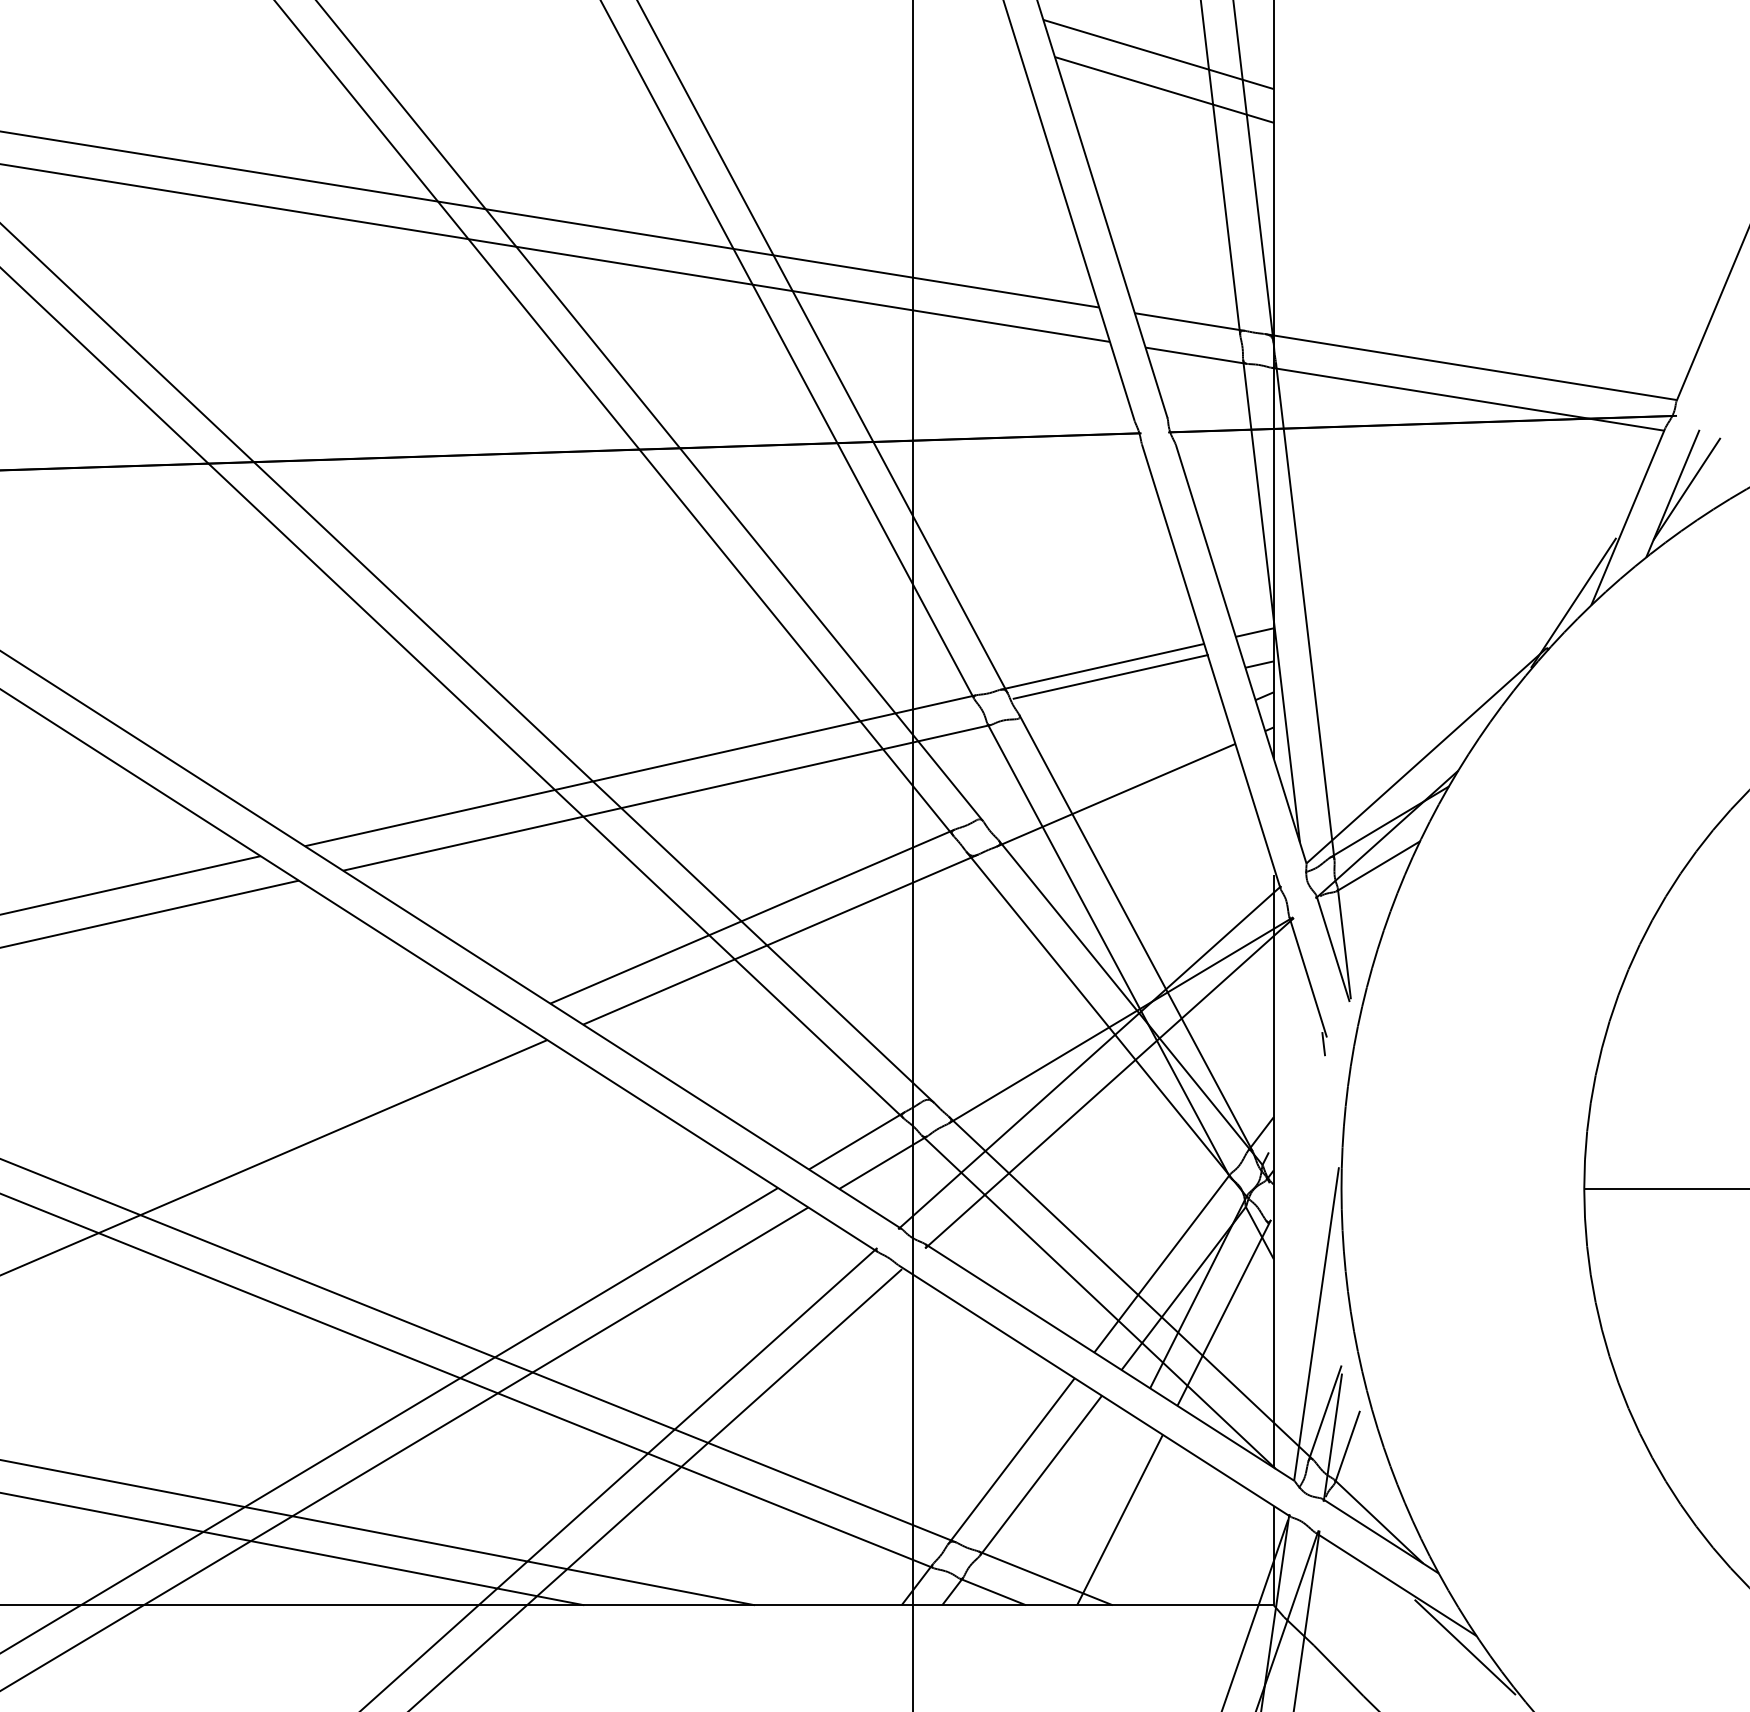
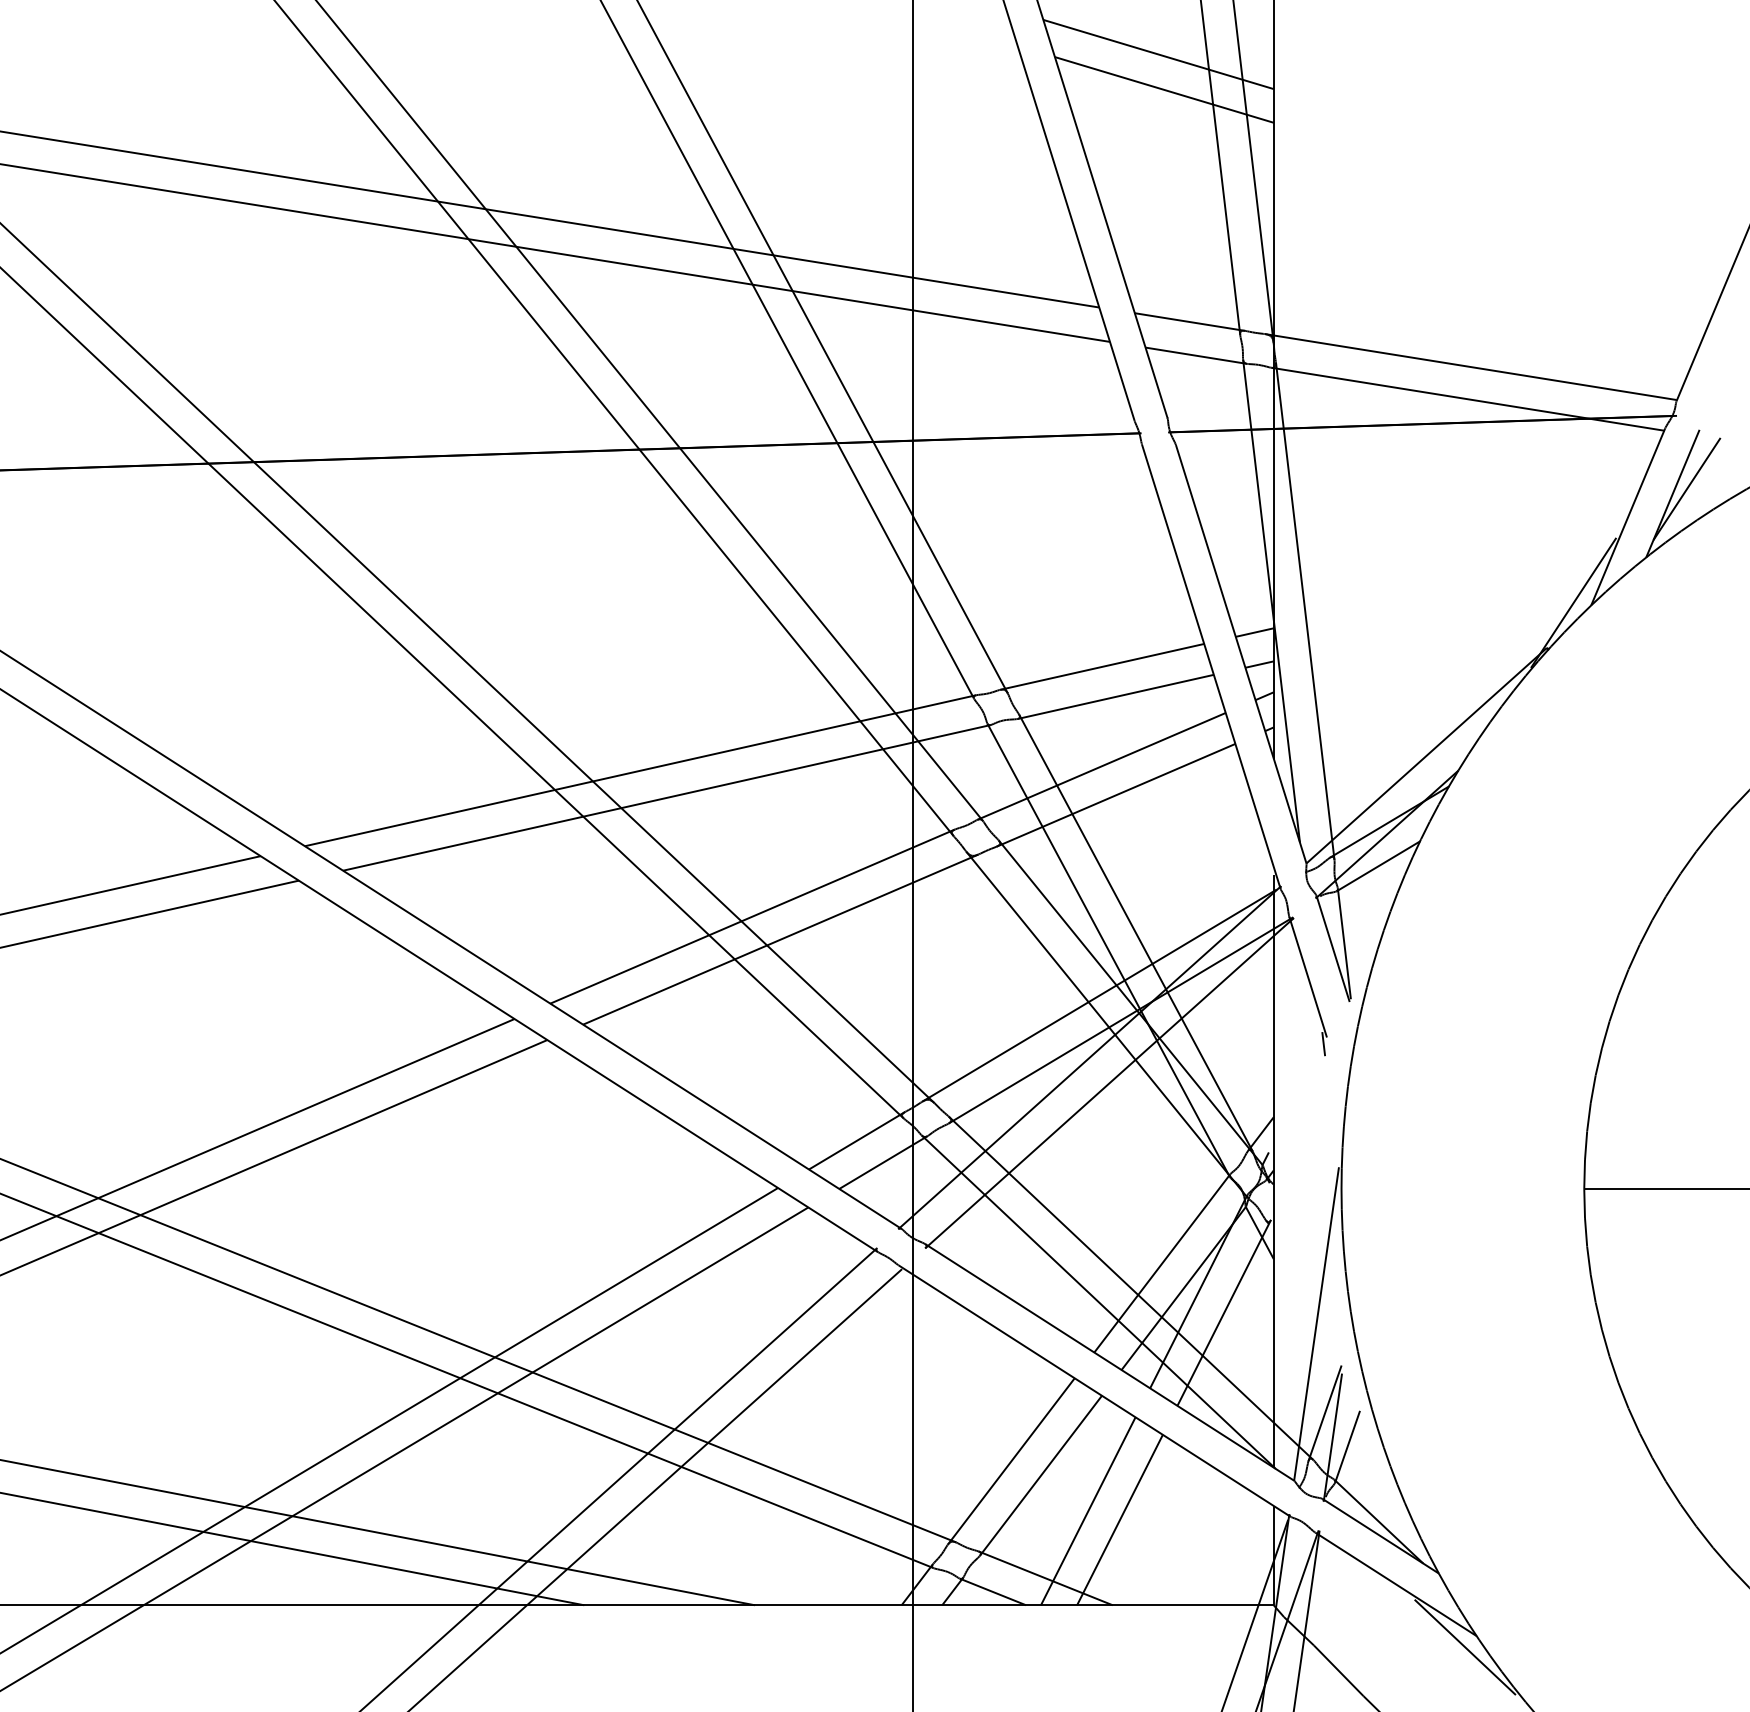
line position: (1110, 676) -> (1115, 696) (1115, 696)
line: none -> present (1101, 765)
line: none -> present (1099, 995)
line: none -> present (258, 1129)
line: none -> present (1087, 1511)
